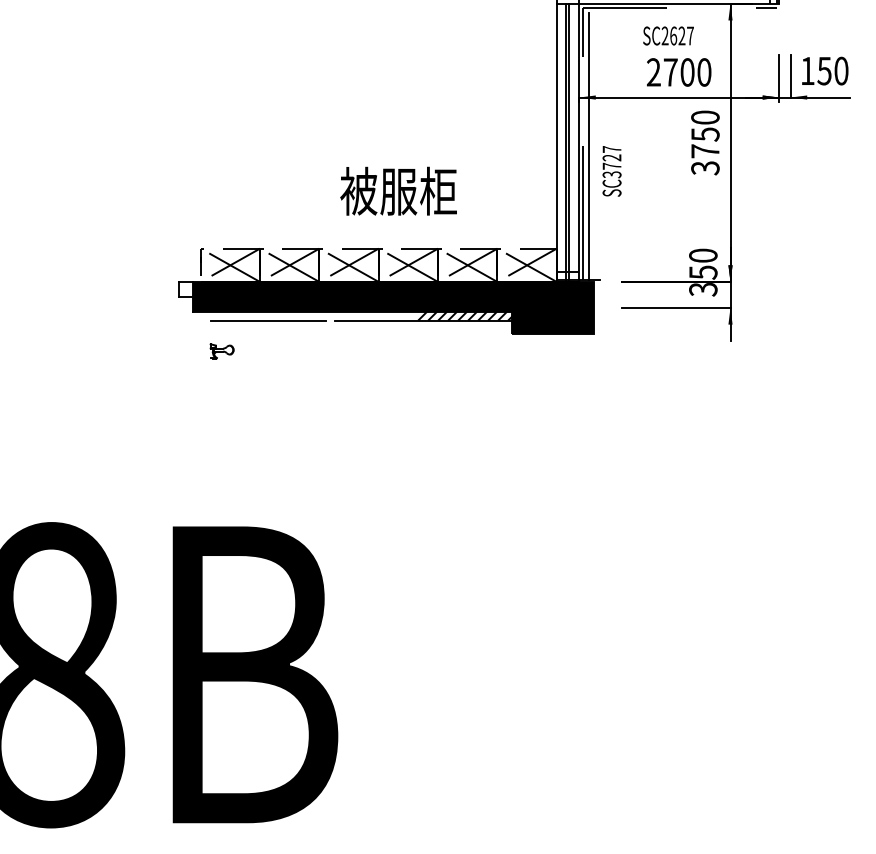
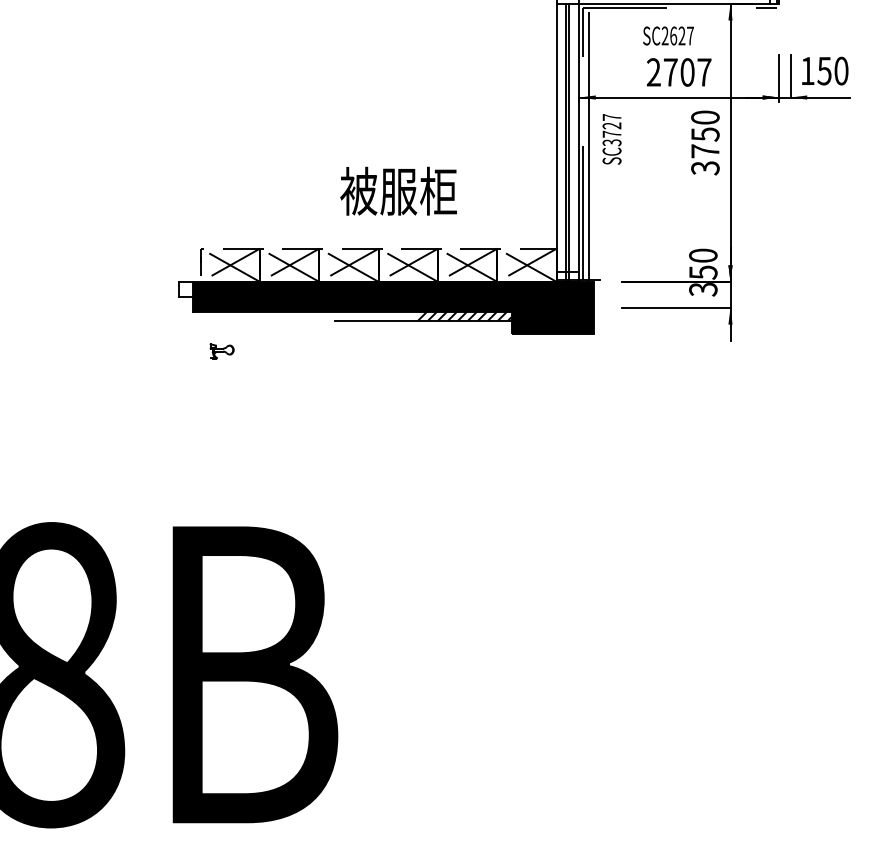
text: 2700 -> 2707 (704, 72)
text position: (611, 171) -> (611, 139) (611, 139)
line: present -> none (268, 320)
